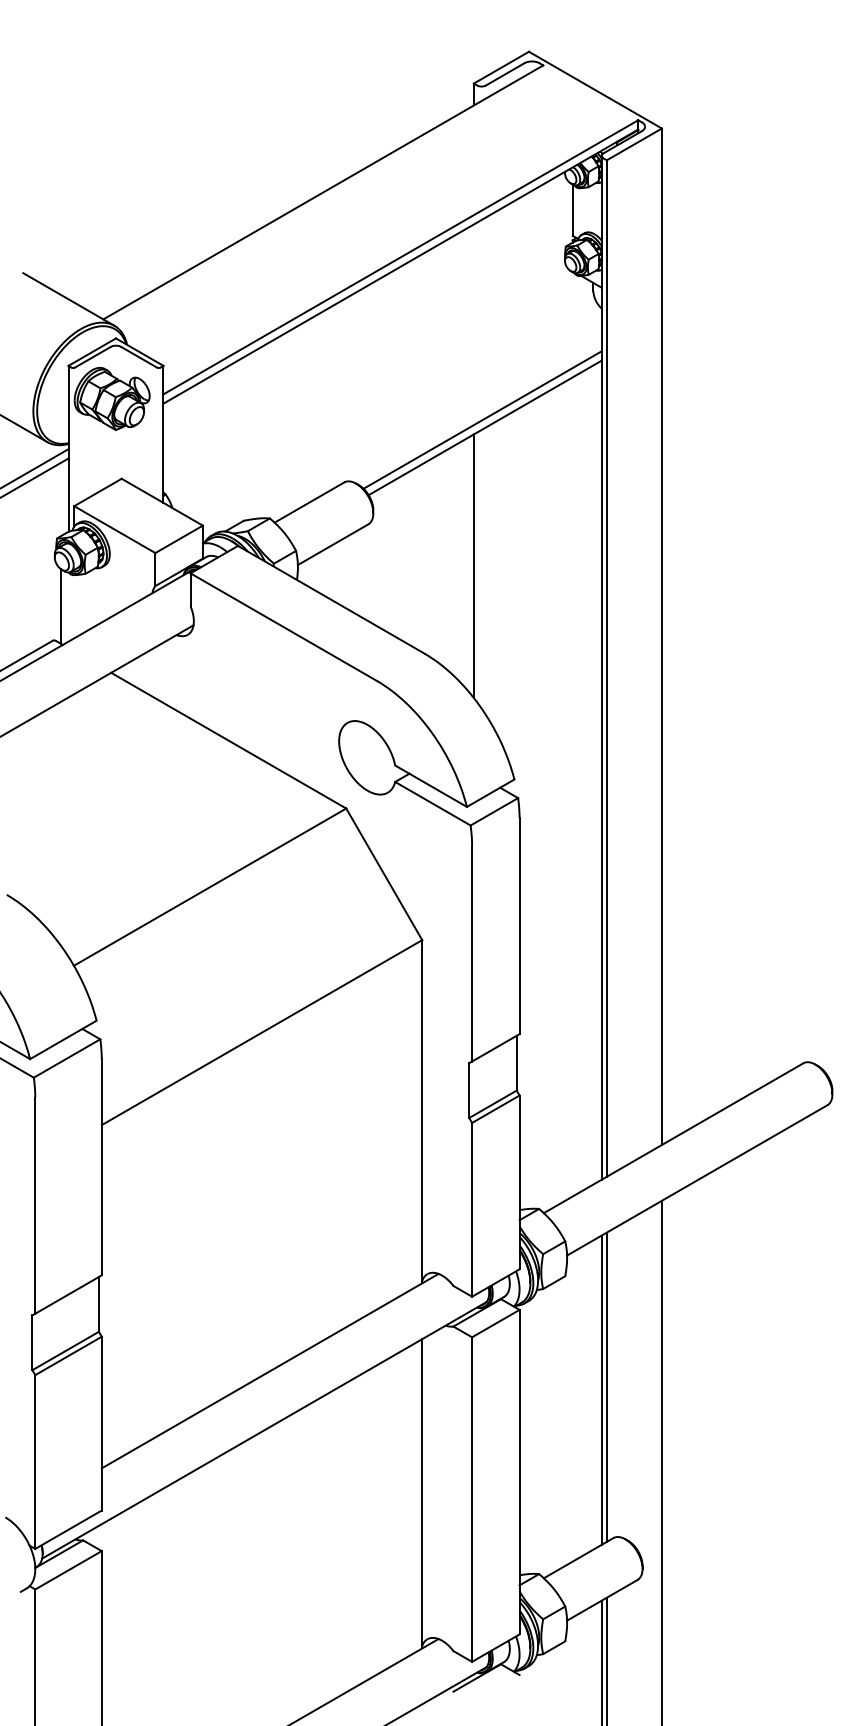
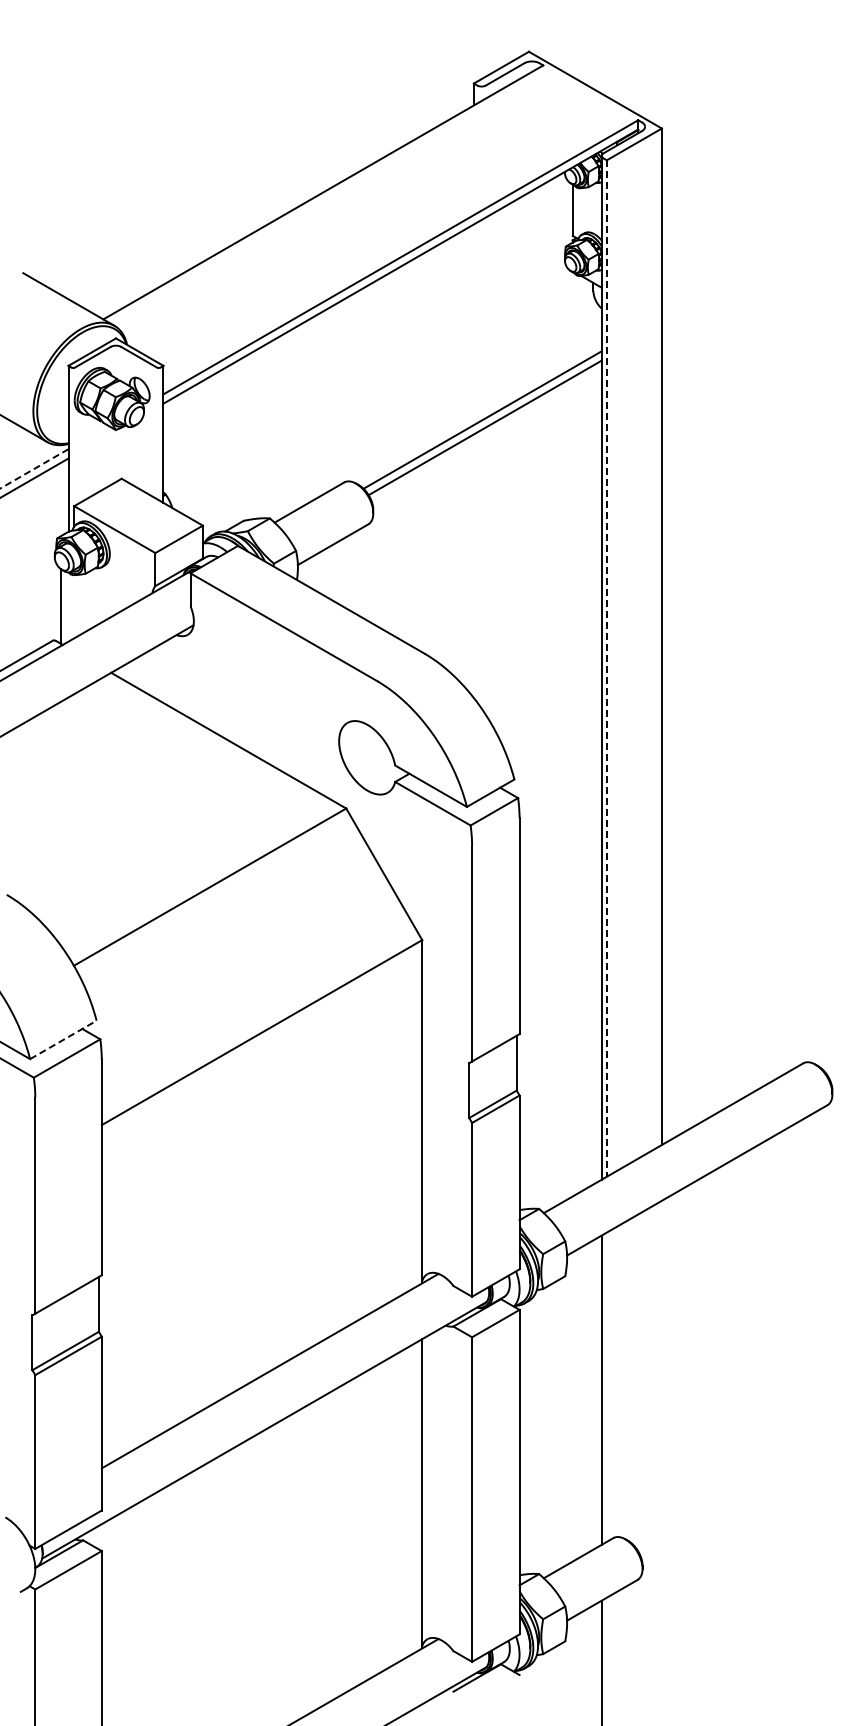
line: solid -> dashed (33, 469)
line: present -> none (473, 566)
line: solid -> dashed (606, 669)
line: solid -> dashed (63, 1039)
line: present -> none (606, 1386)
line: present -> none (661, 1461)
line: present -> none (606, 1659)
